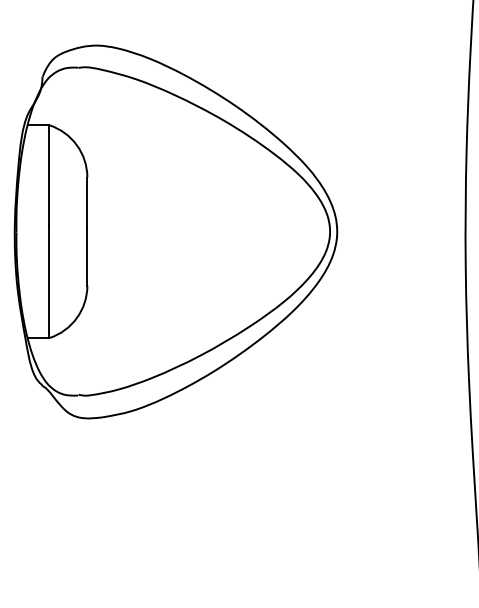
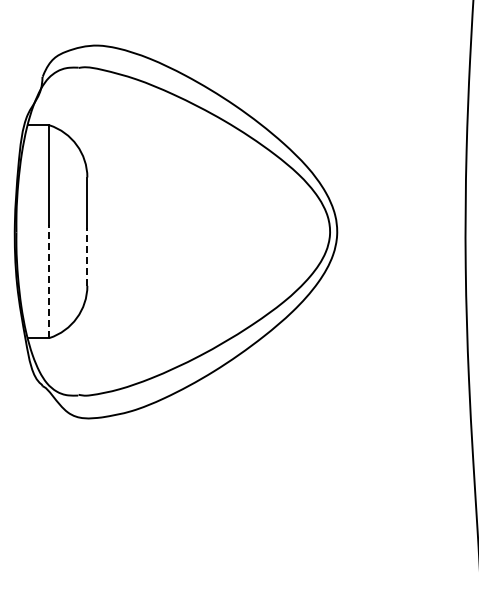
line: solid -> dashed (87, 257)
line: solid -> dashed (49, 281)
